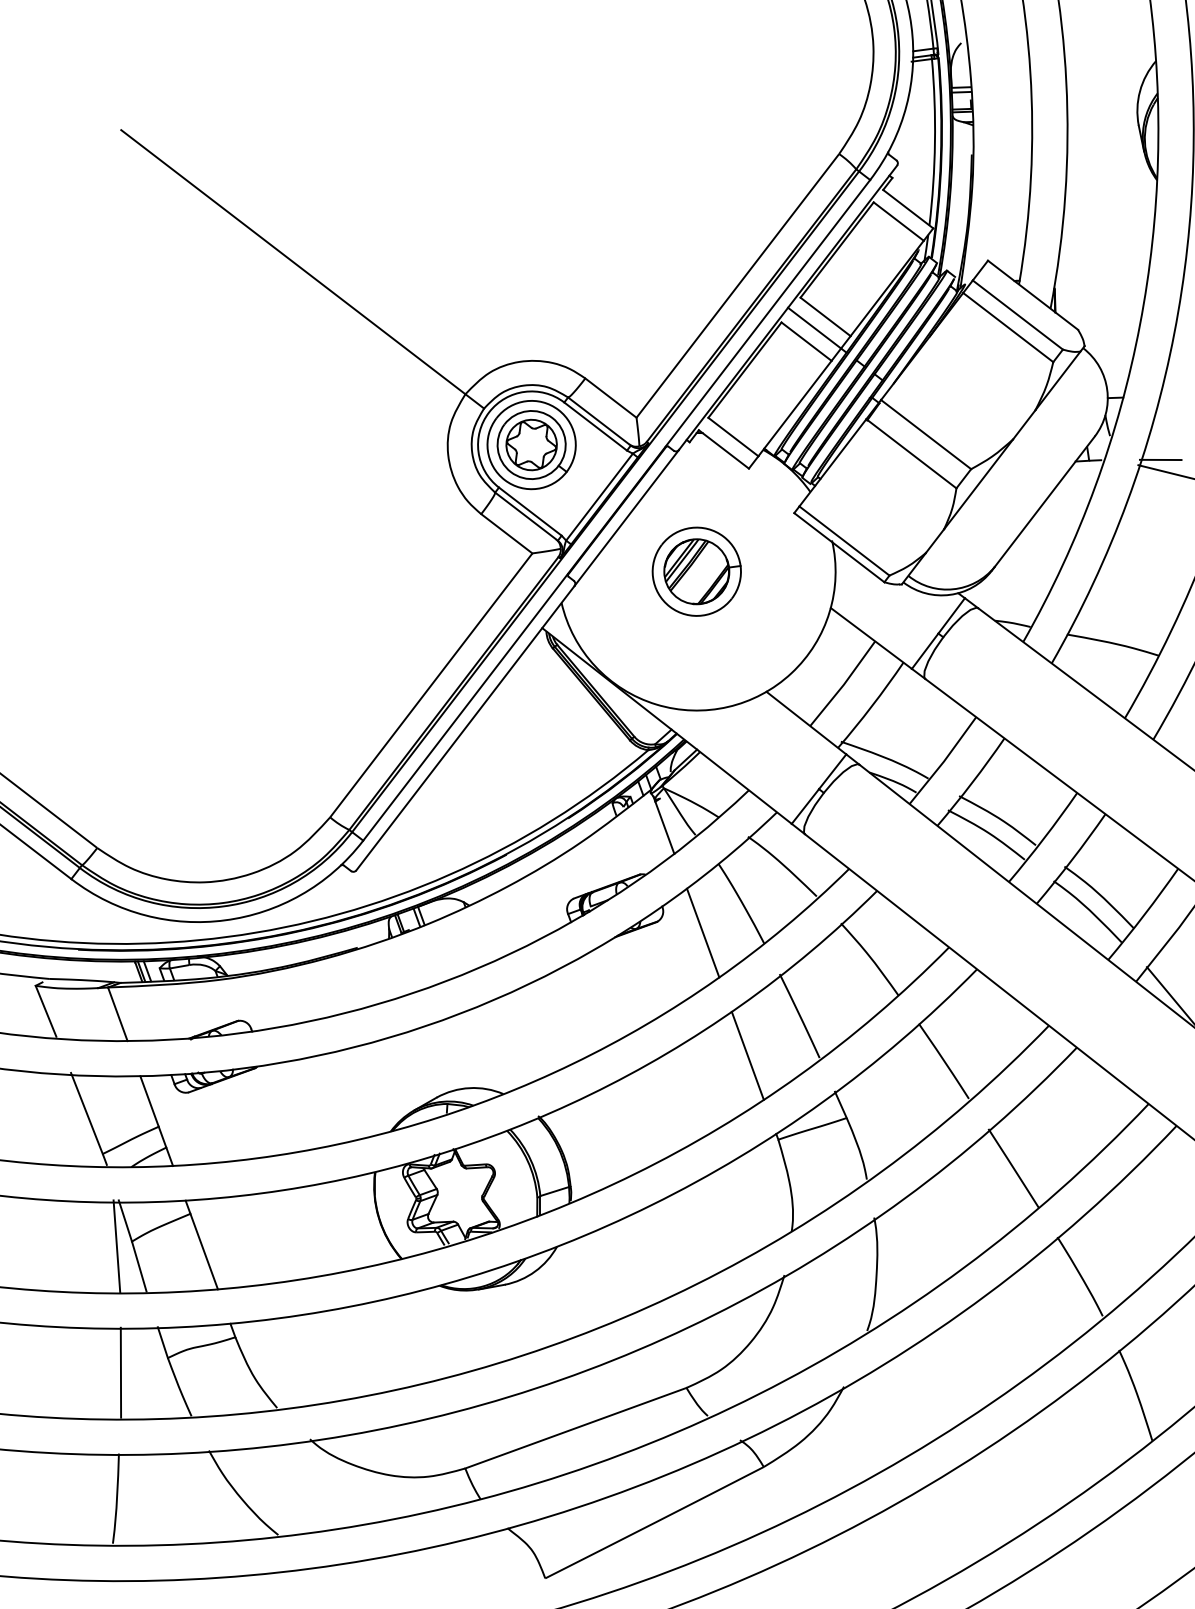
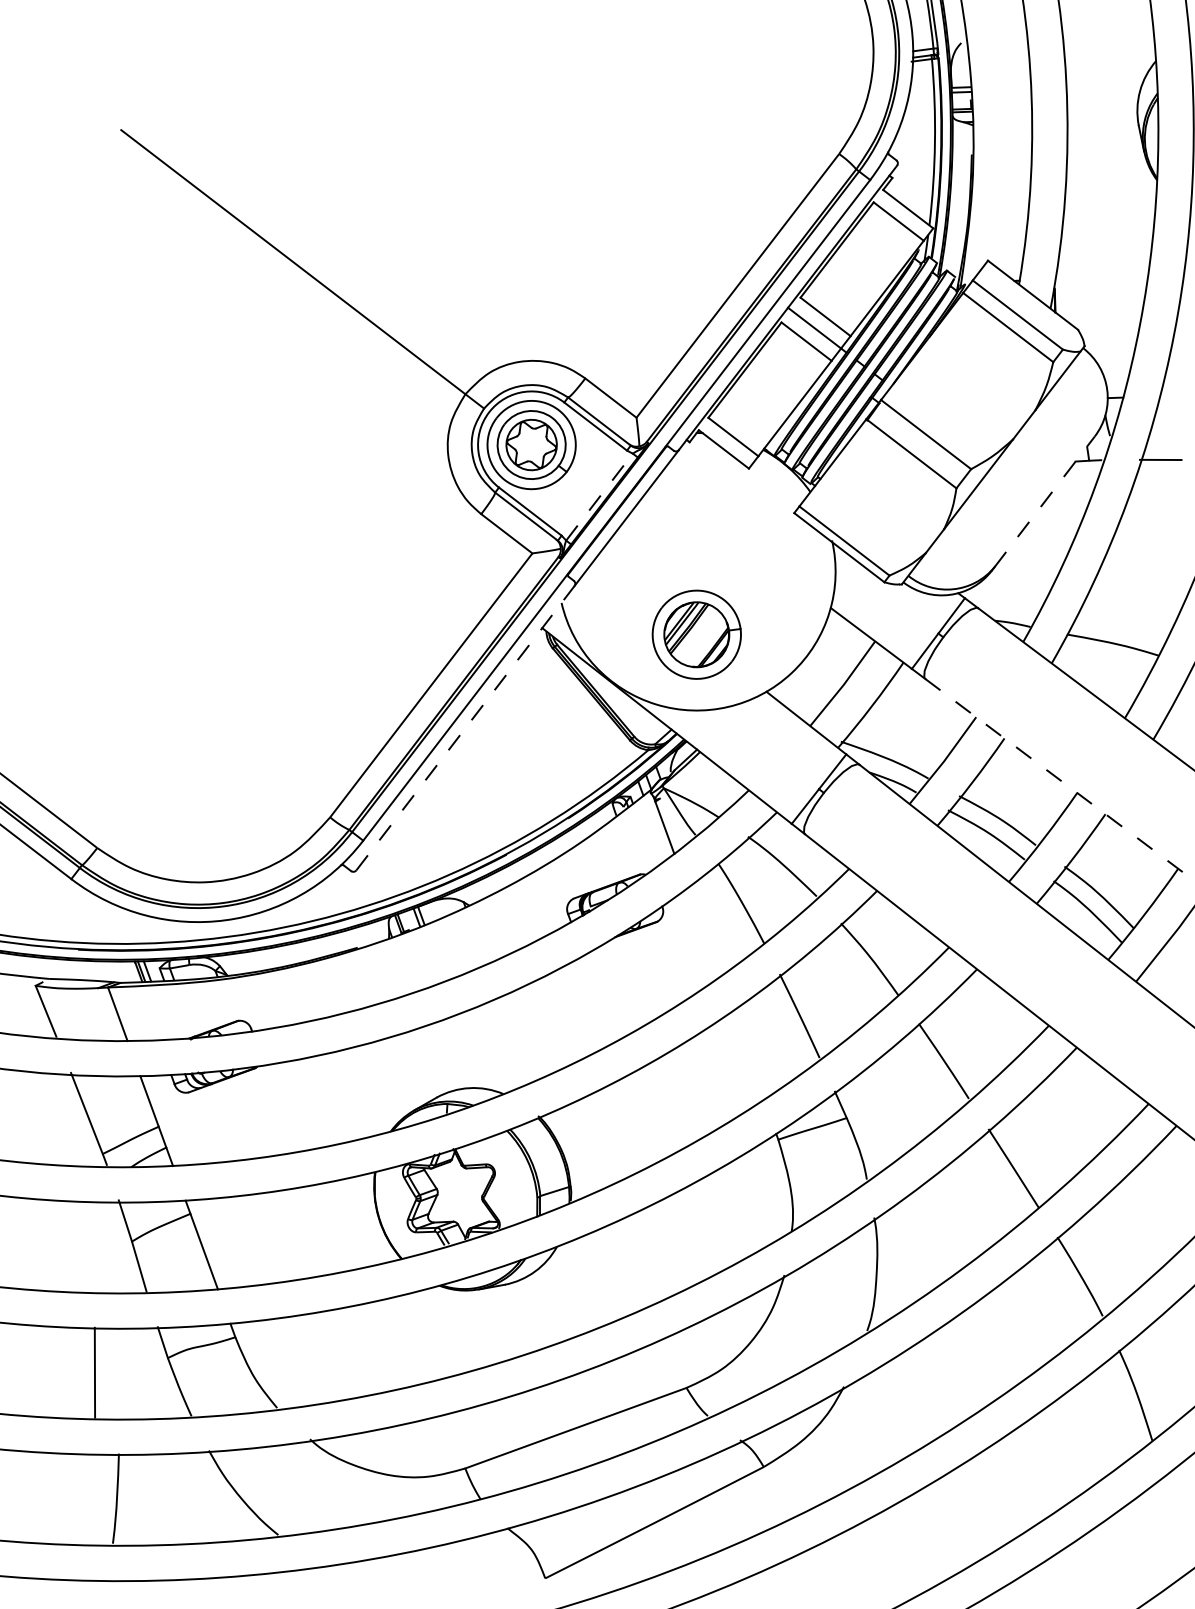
line: present -> none (1164, 471)
line: solid -> dashed (599, 497)
line: solid -> dashed (1045, 501)
part position: (696, 571) -> (696, 634) (696, 634)
line: solid -> dashed (465, 727)
line: solid -> dashed (1060, 780)
line: present -> none (702, 932)
line: present -> none (1168, 993)
line: present -> none (747, 1055)
line: present -> none (116, 1246)
line position: (120, 1372) -> (94, 1372) (94, 1372)
